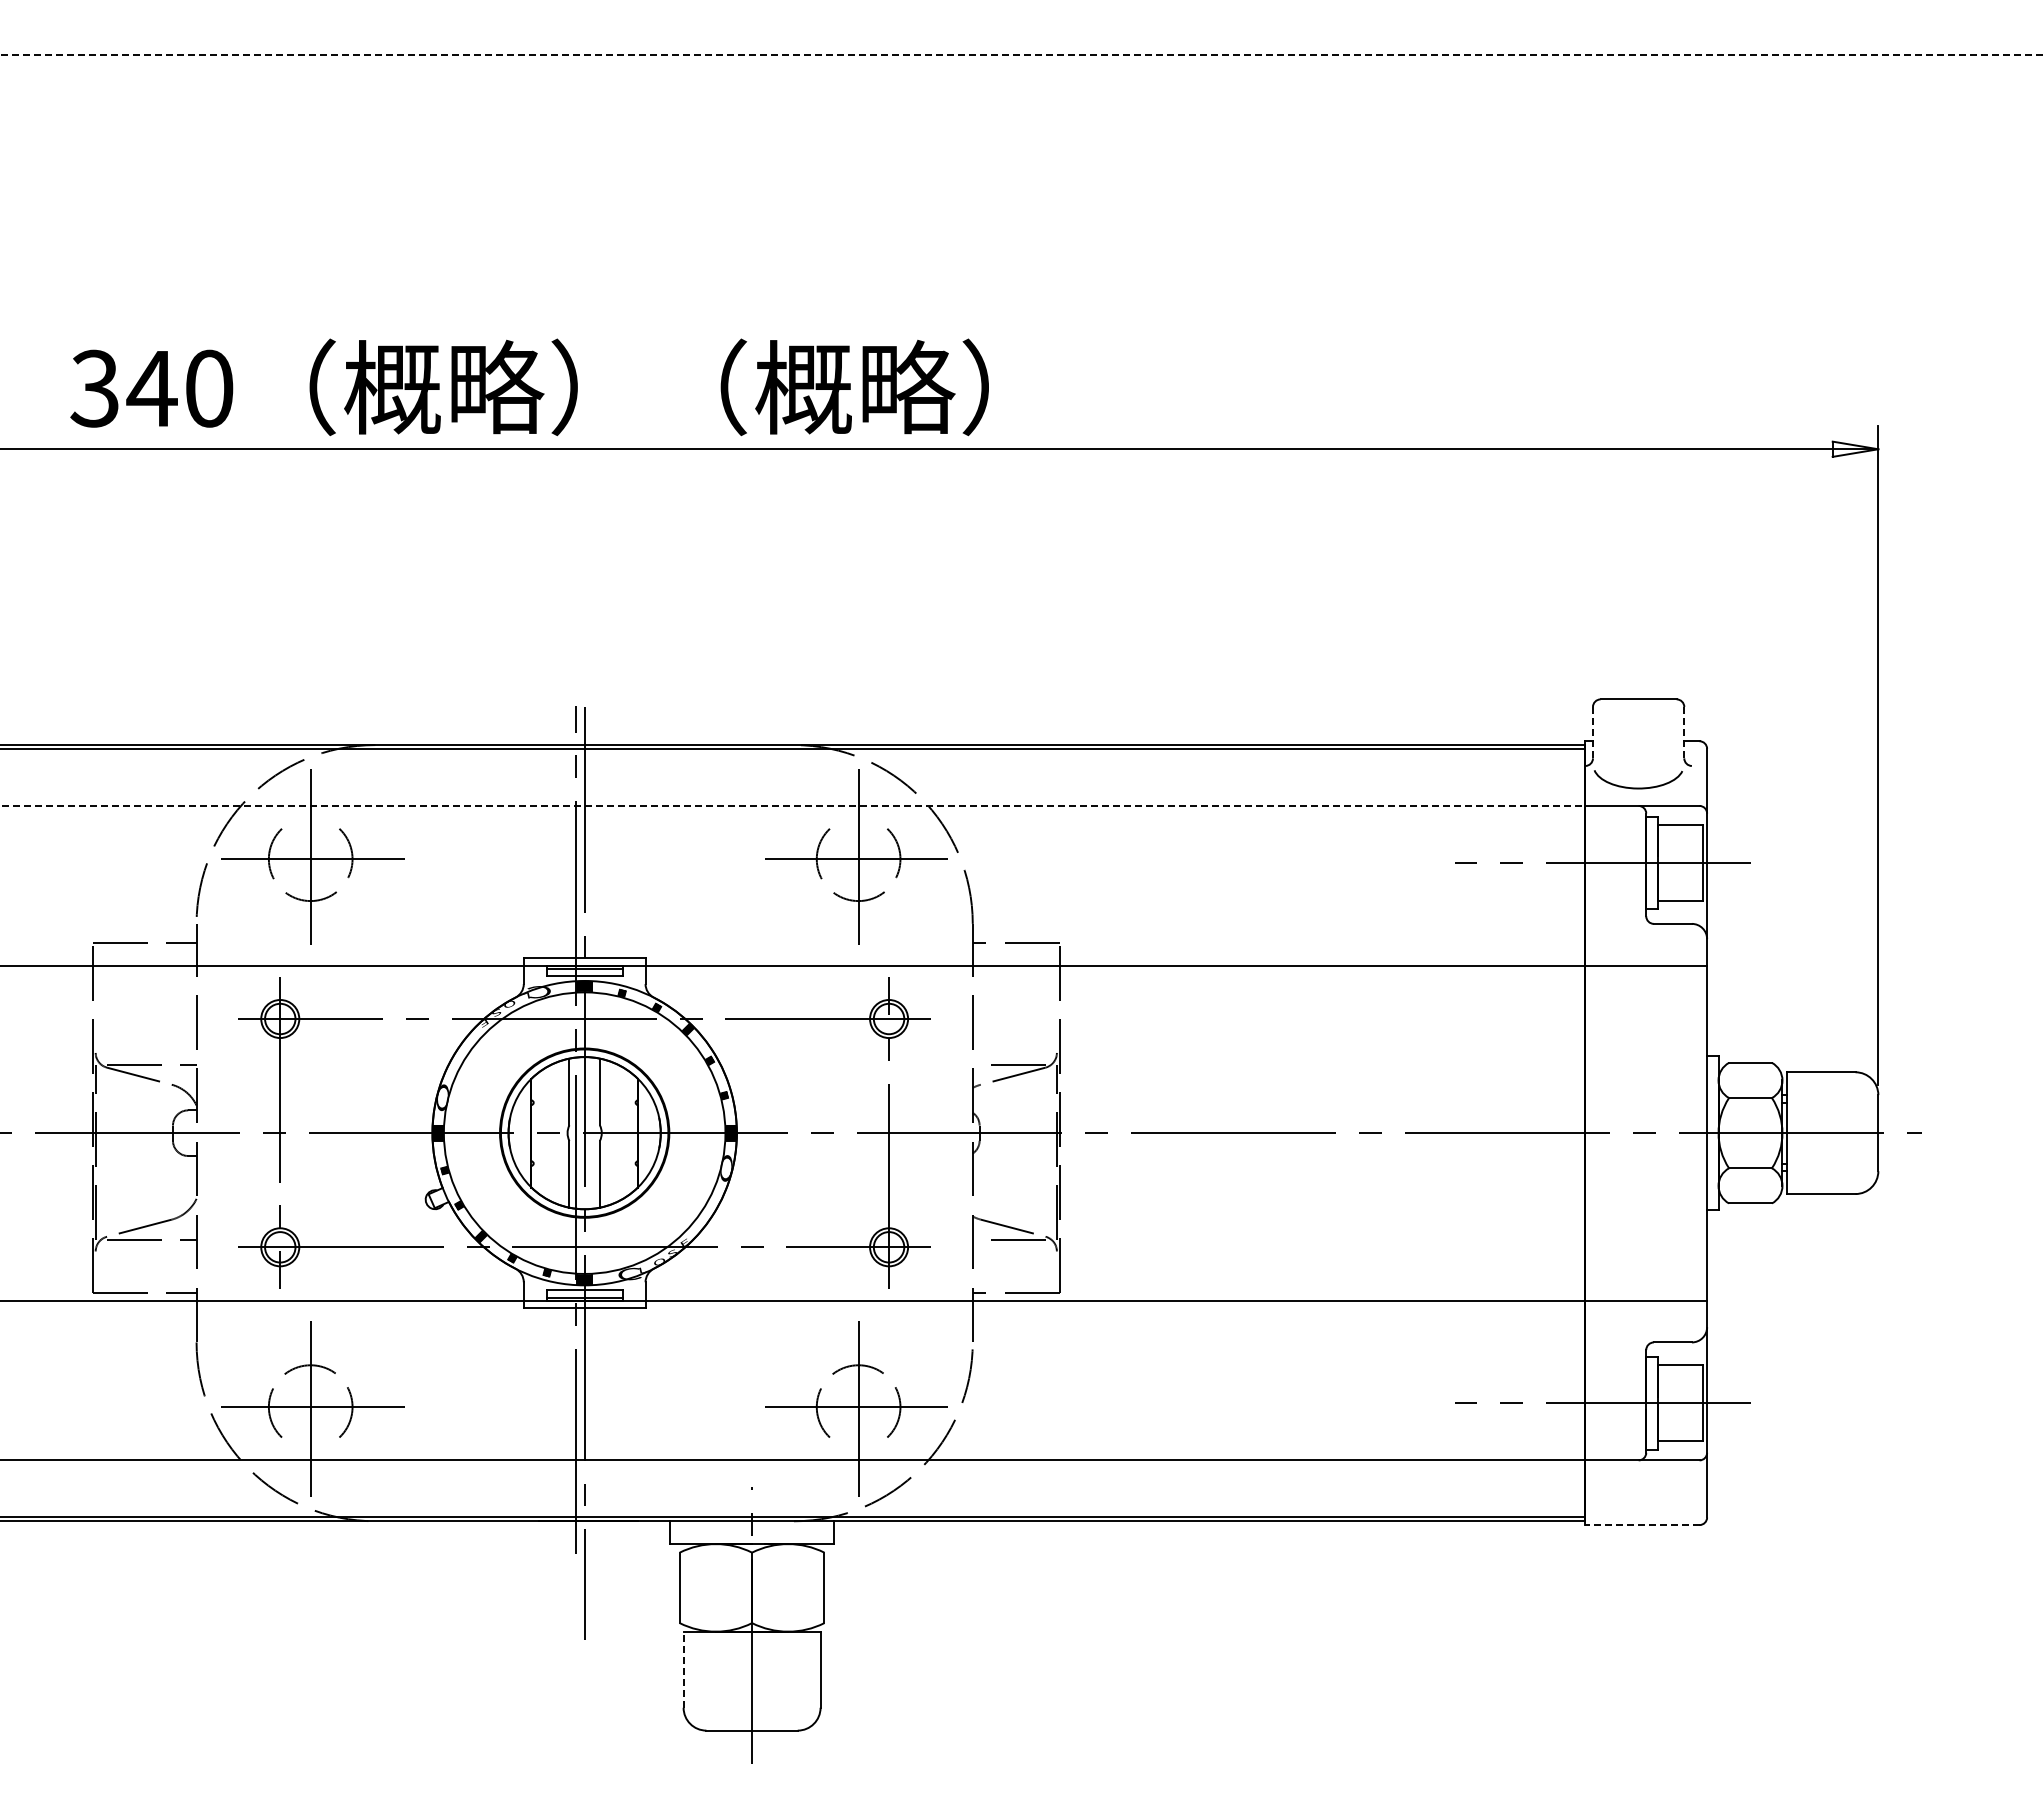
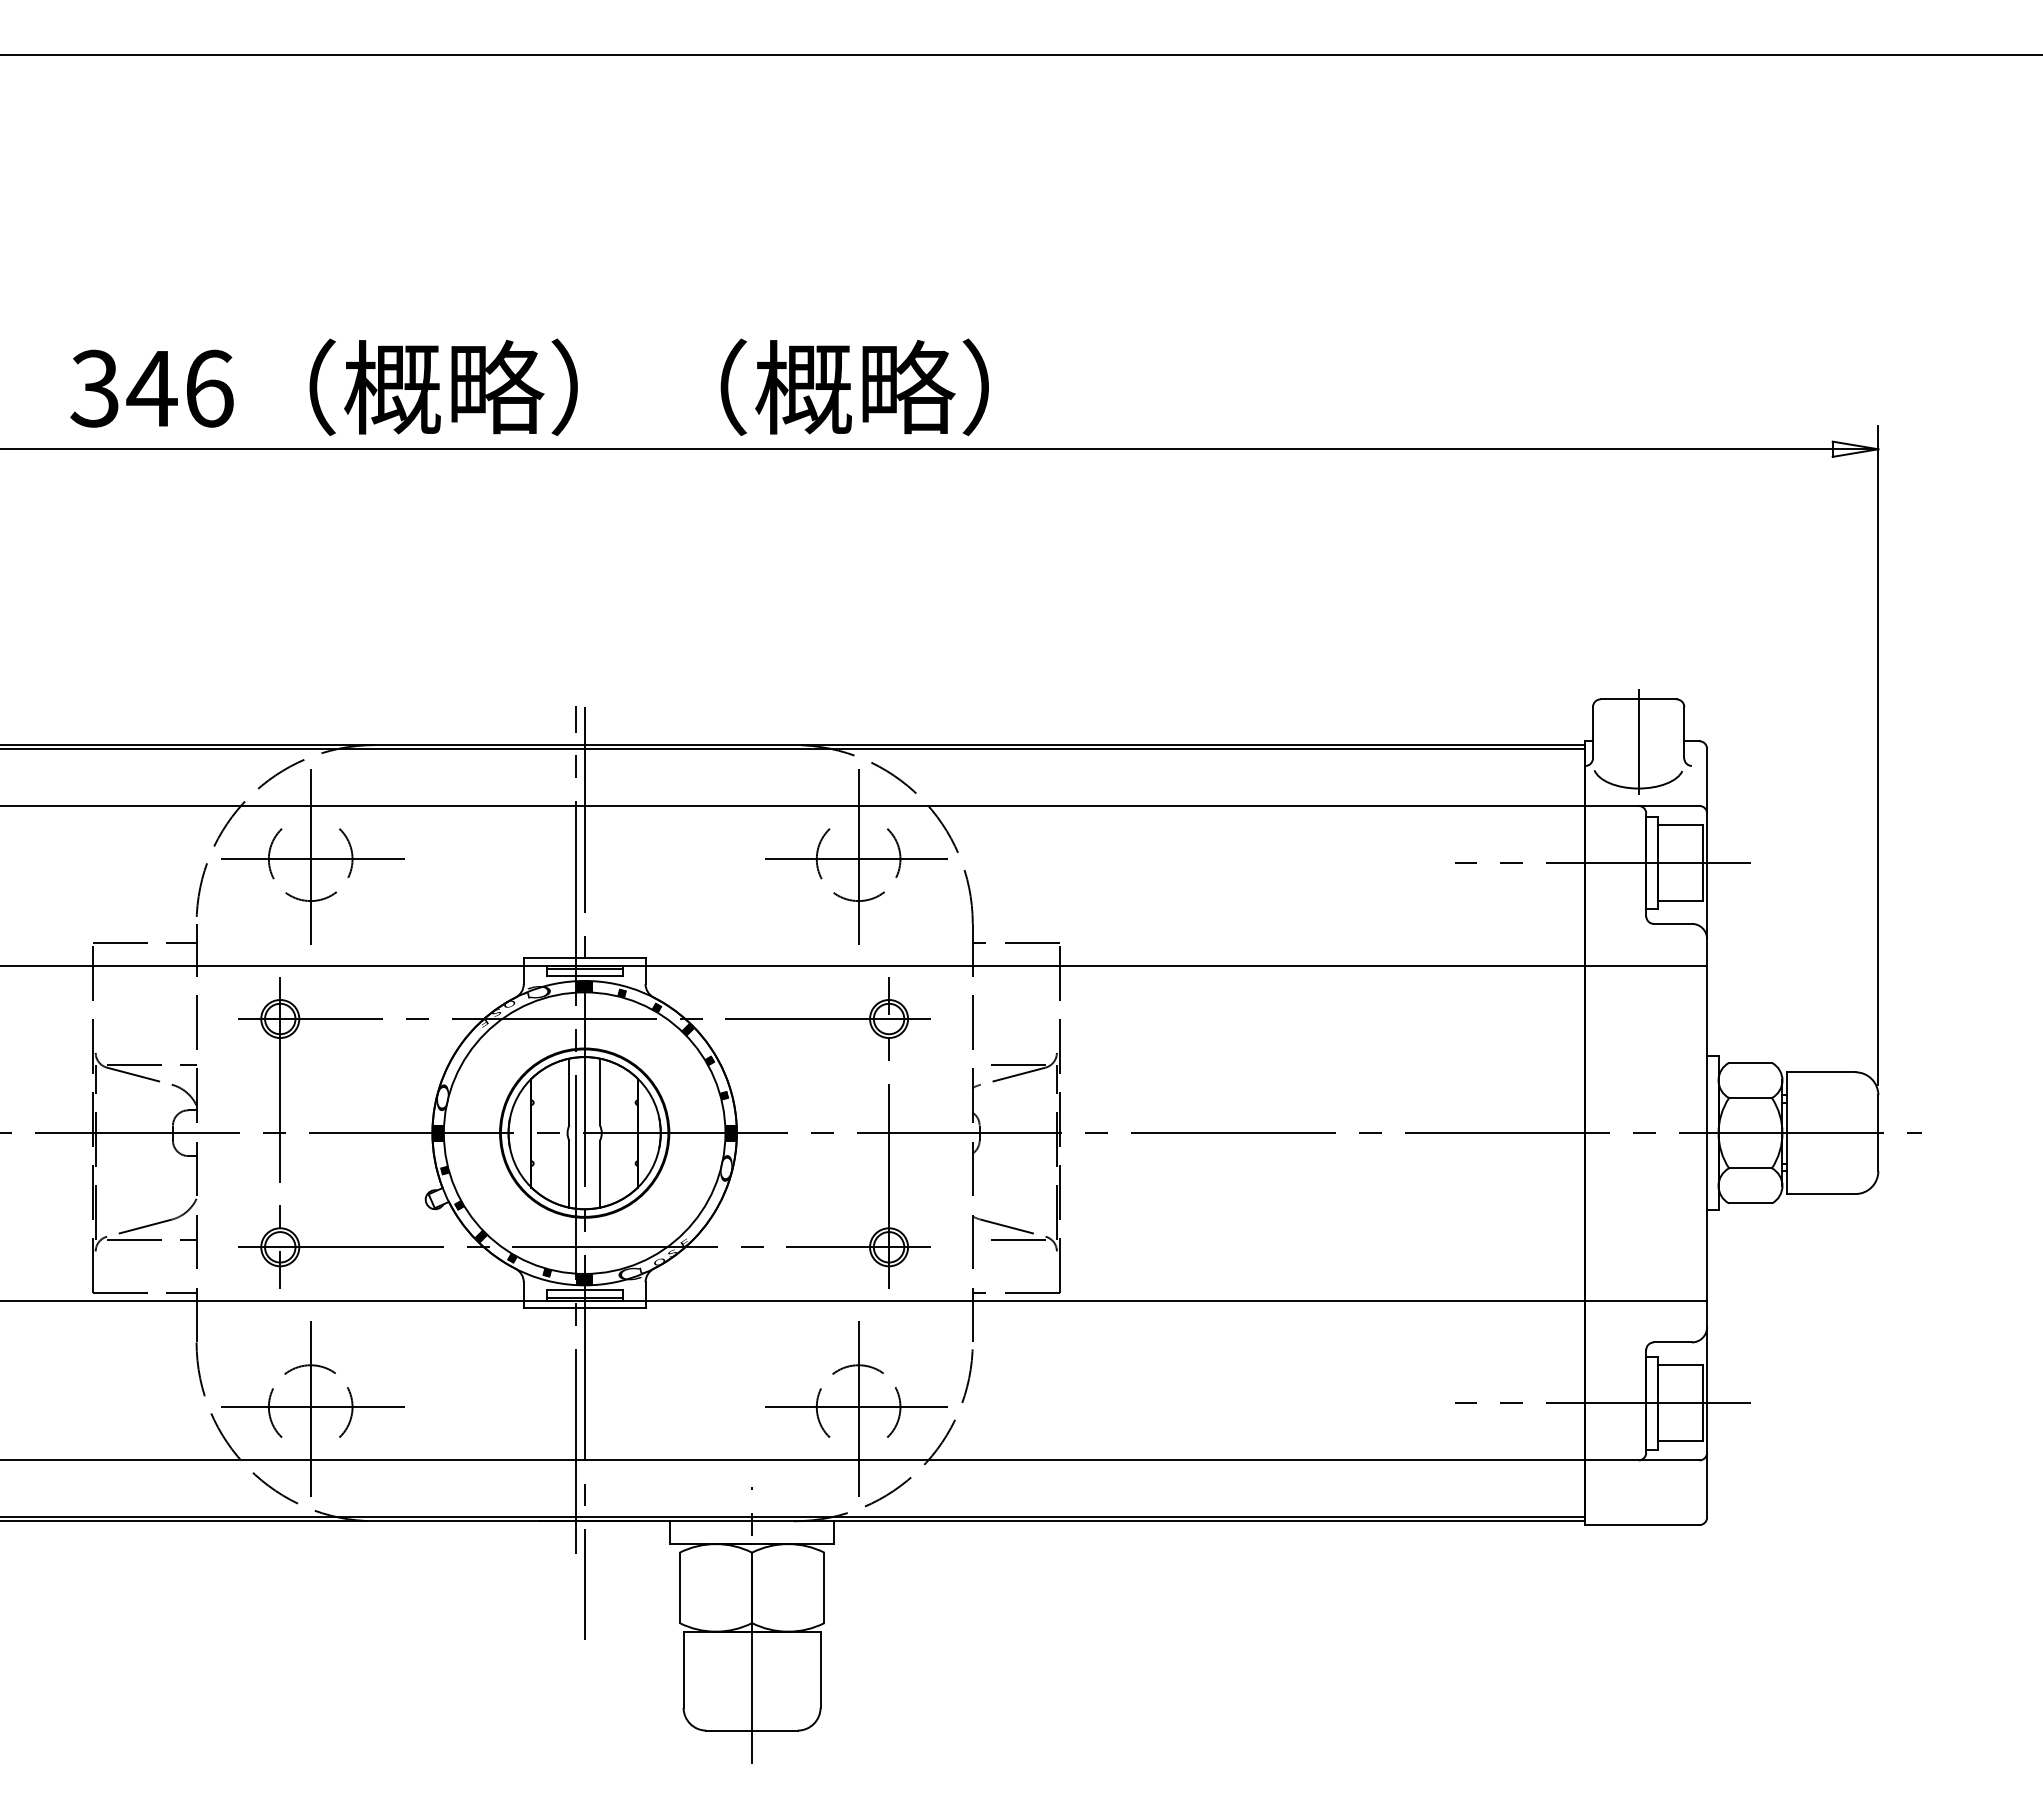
line: dashed -> solid (1021, 54)
text: 340 -> 346 (209, 388)
line: dashed -> solid (1592, 732)
line: dashed -> solid (1684, 732)
line: none -> present (1638, 741)
line: dashed -> solid (793, 805)
line: dashed -> solid (1641, 1525)
line: dashed -> solid (683, 1669)
